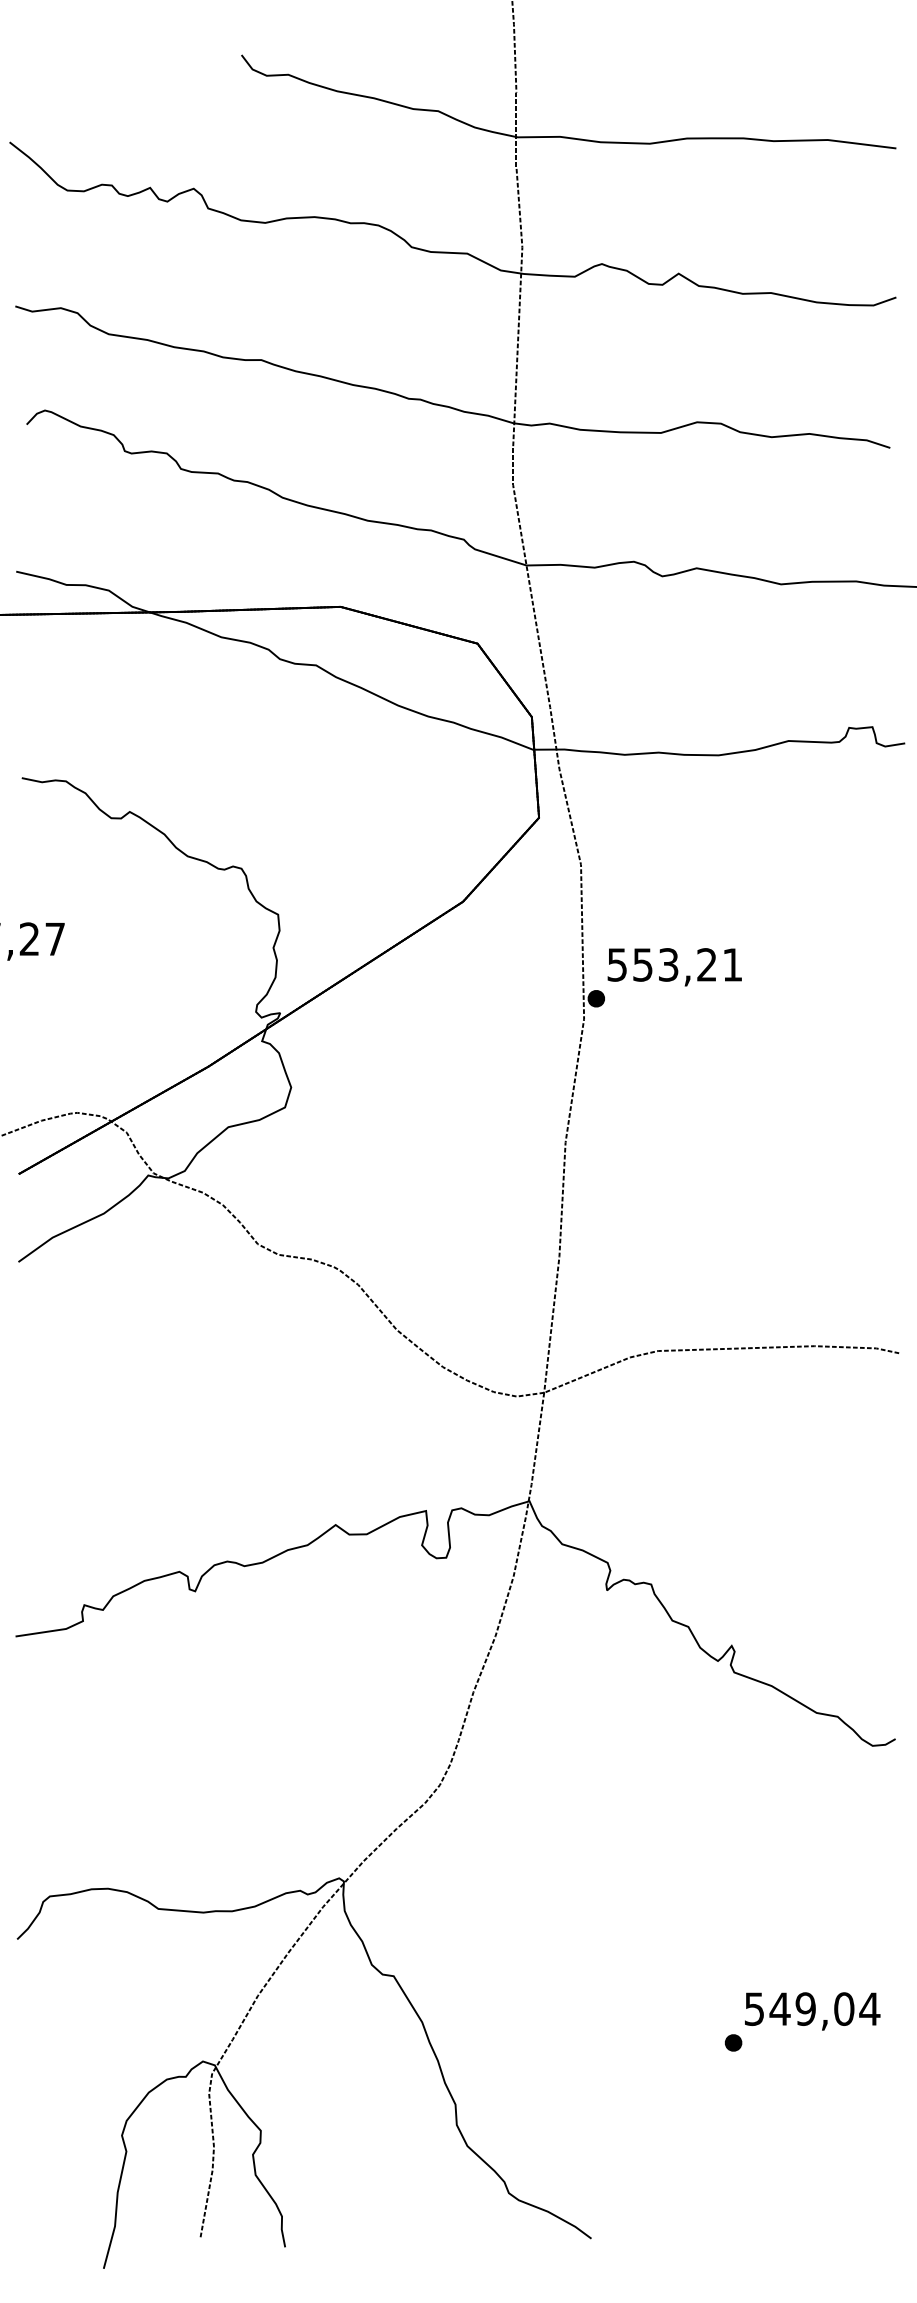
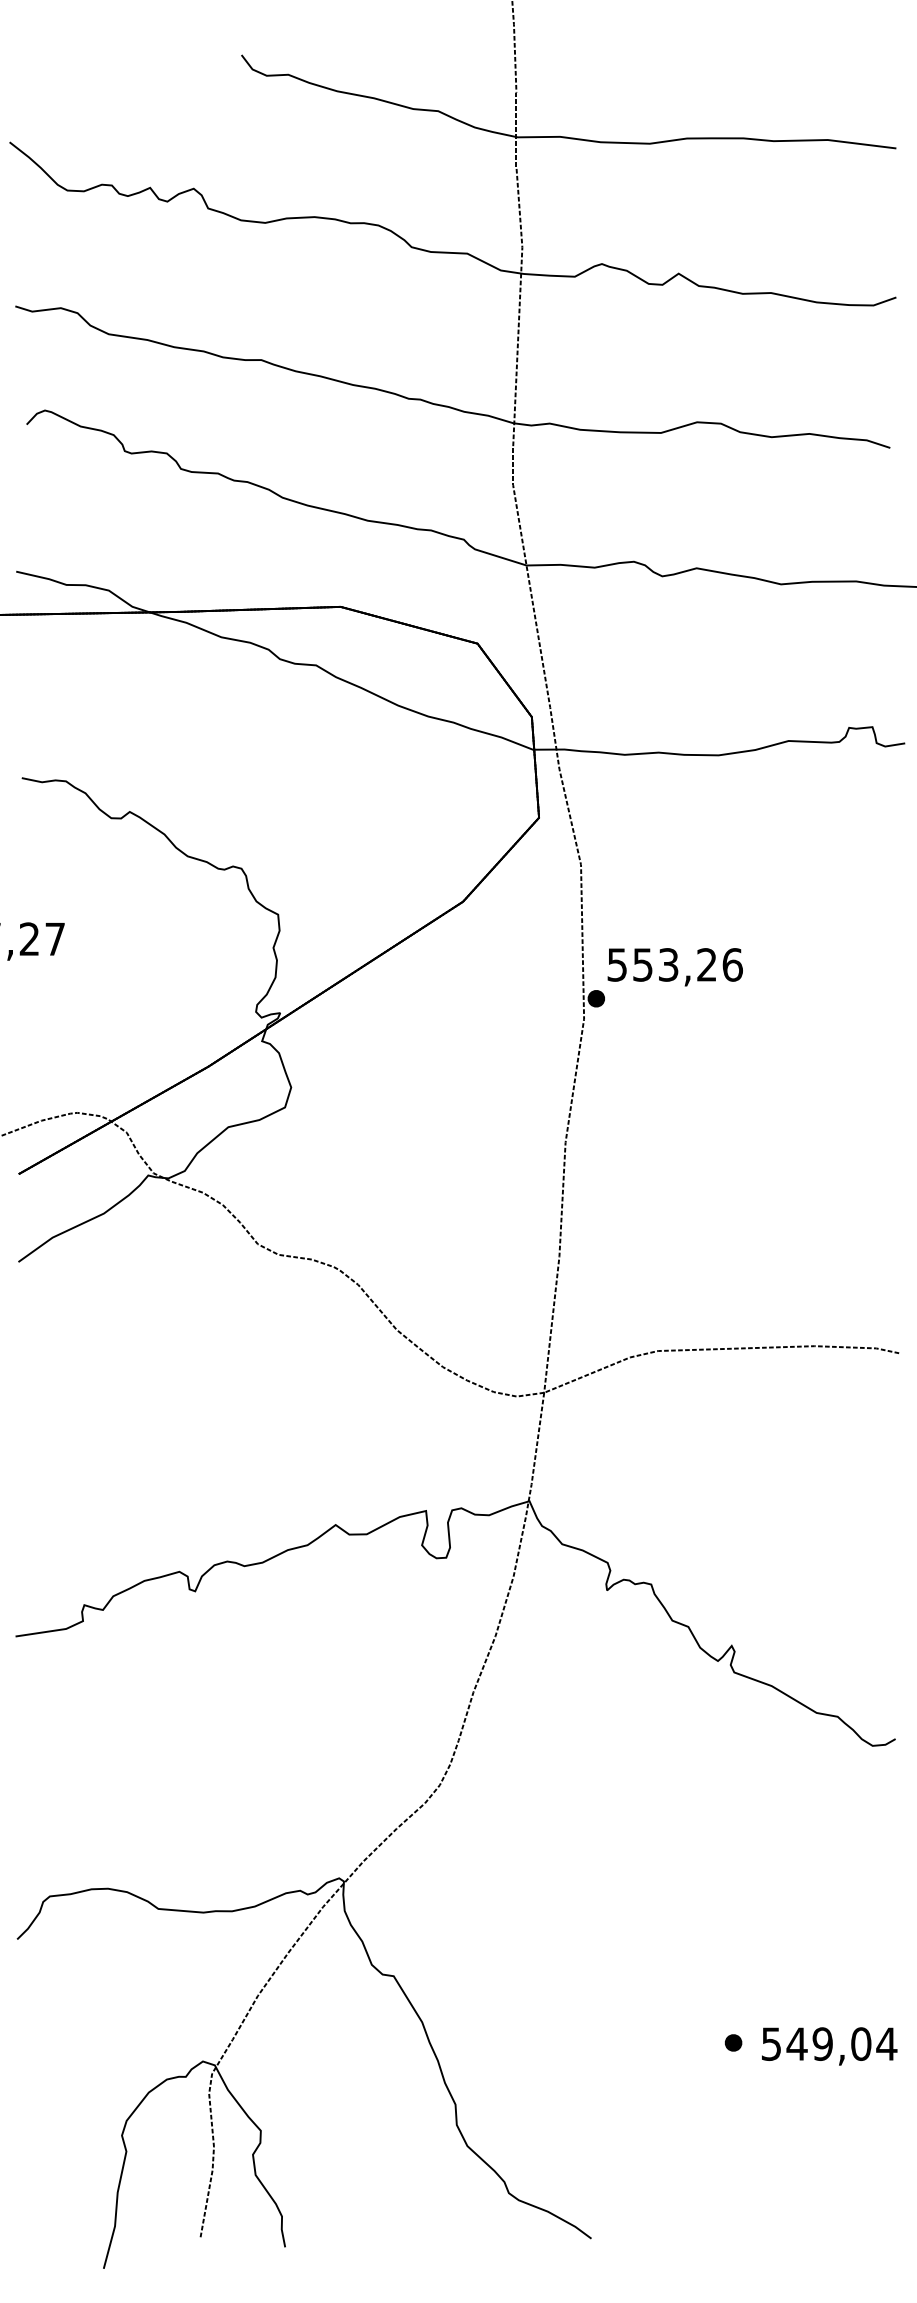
text: 553,21 -> 553,26 (732, 964)
text position: (812, 2011) -> (829, 2046) (829, 2046)
